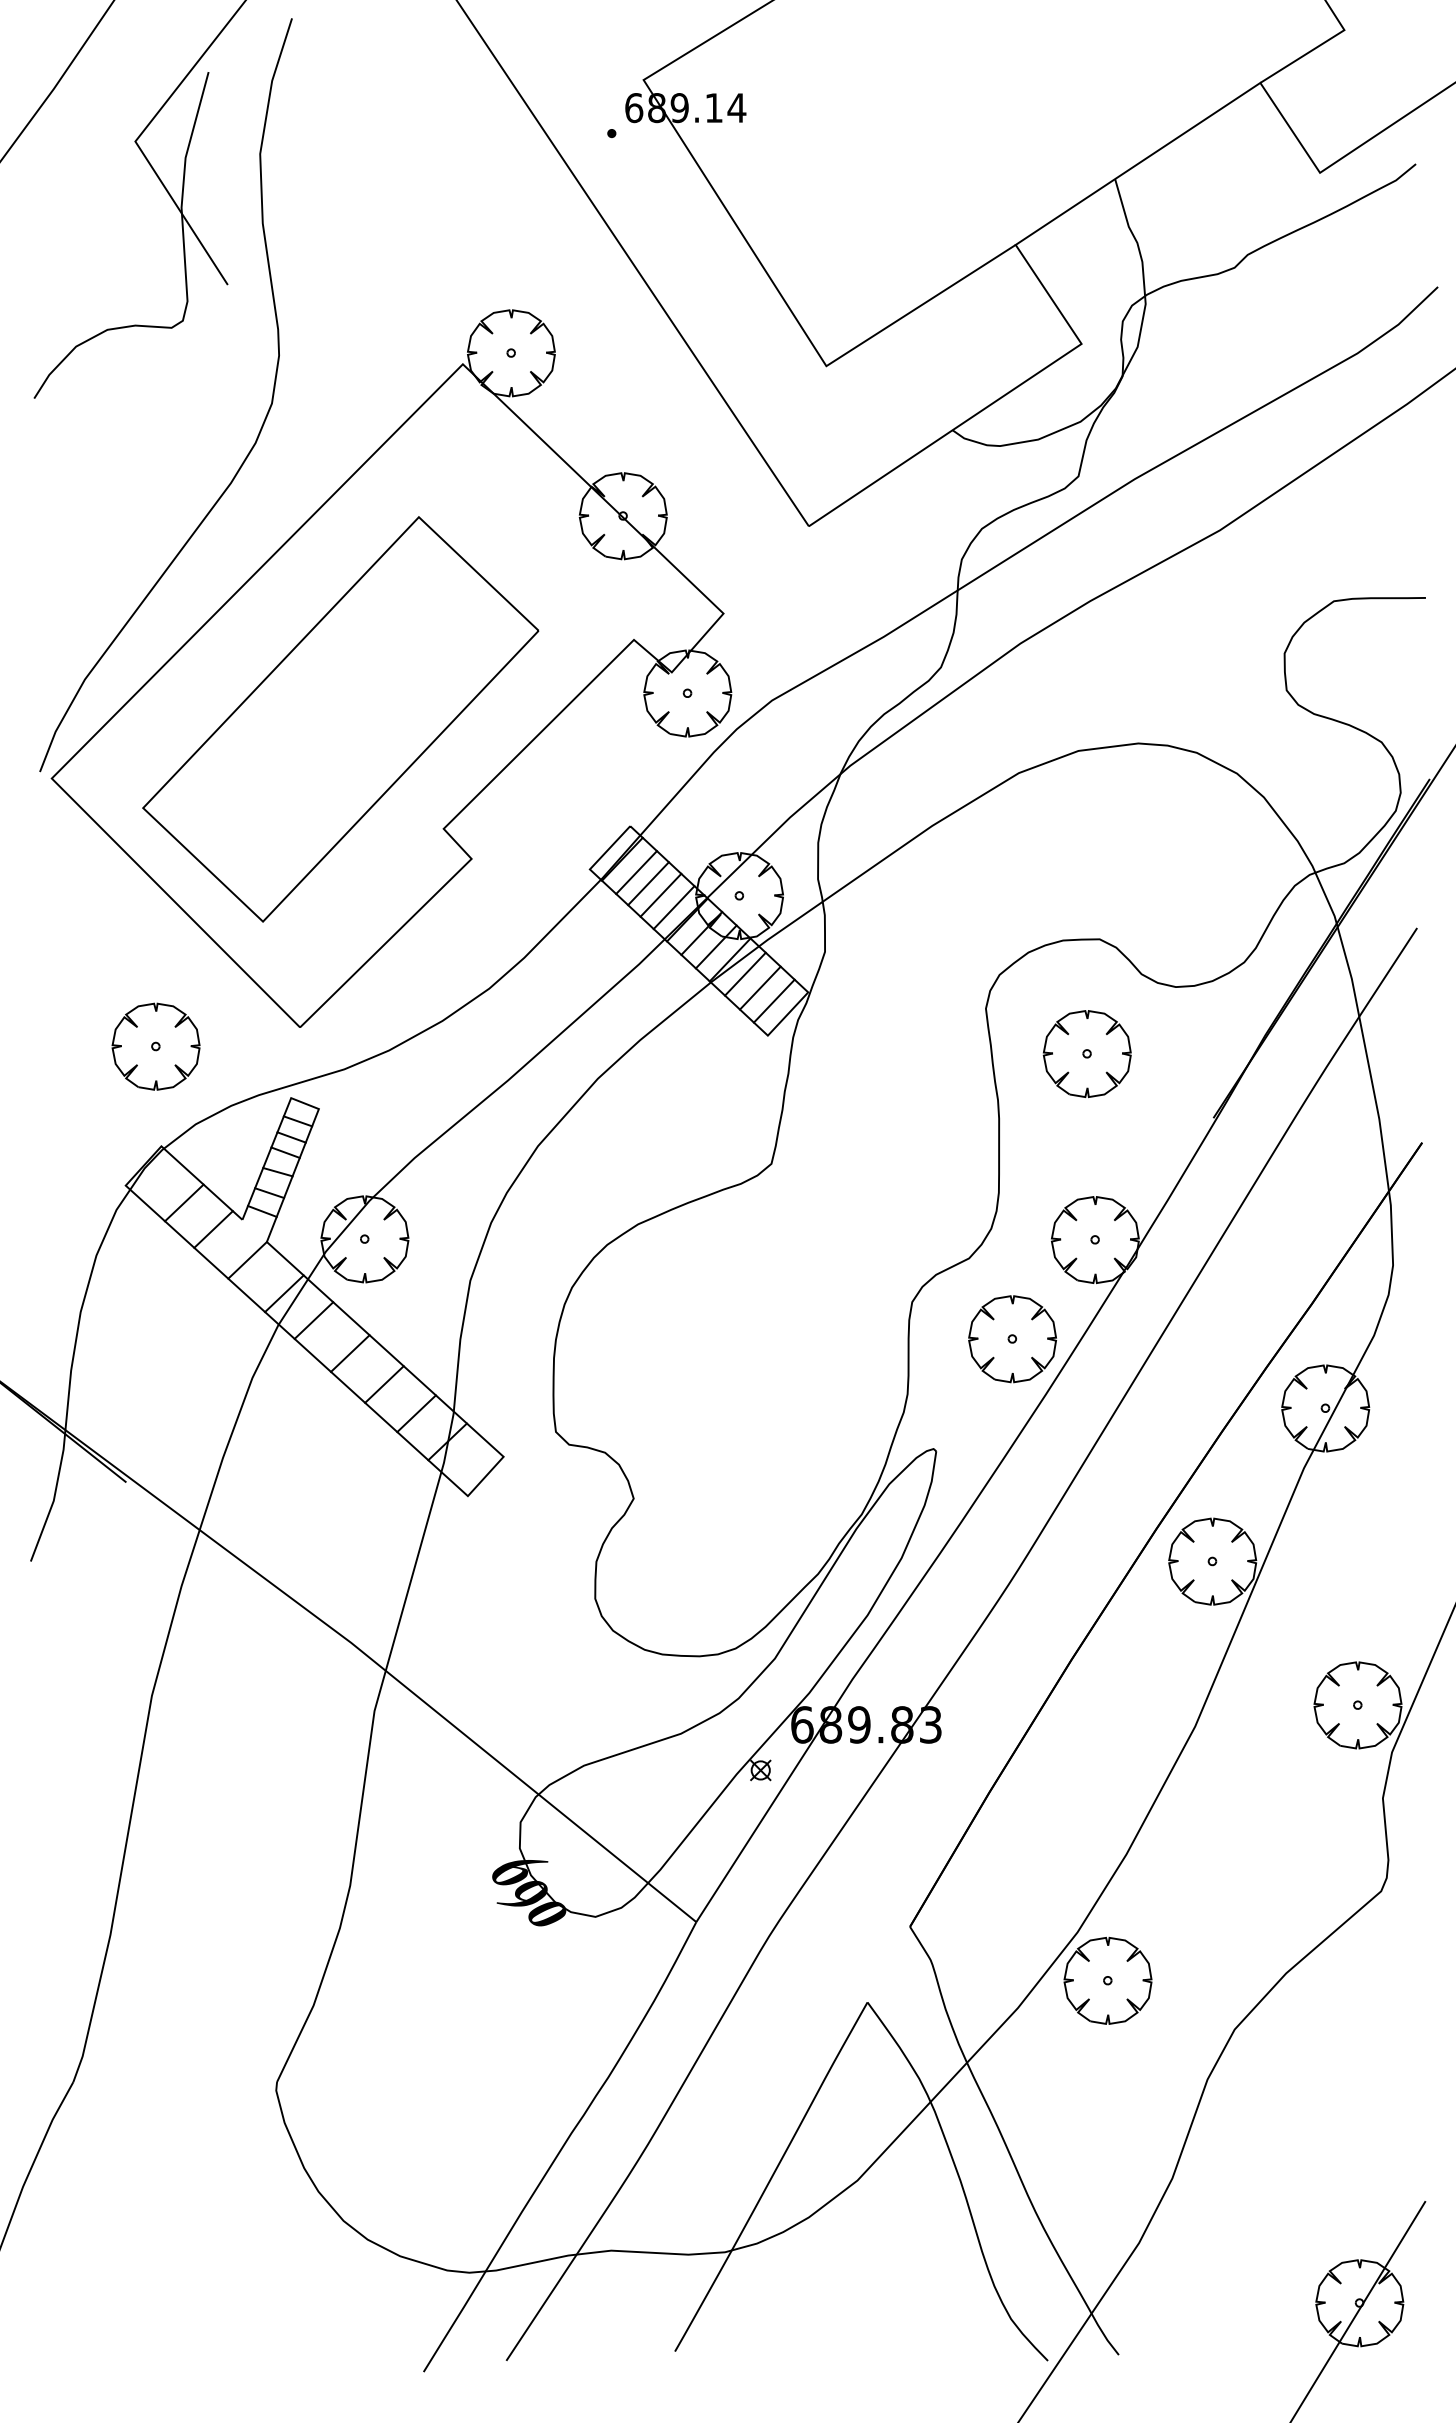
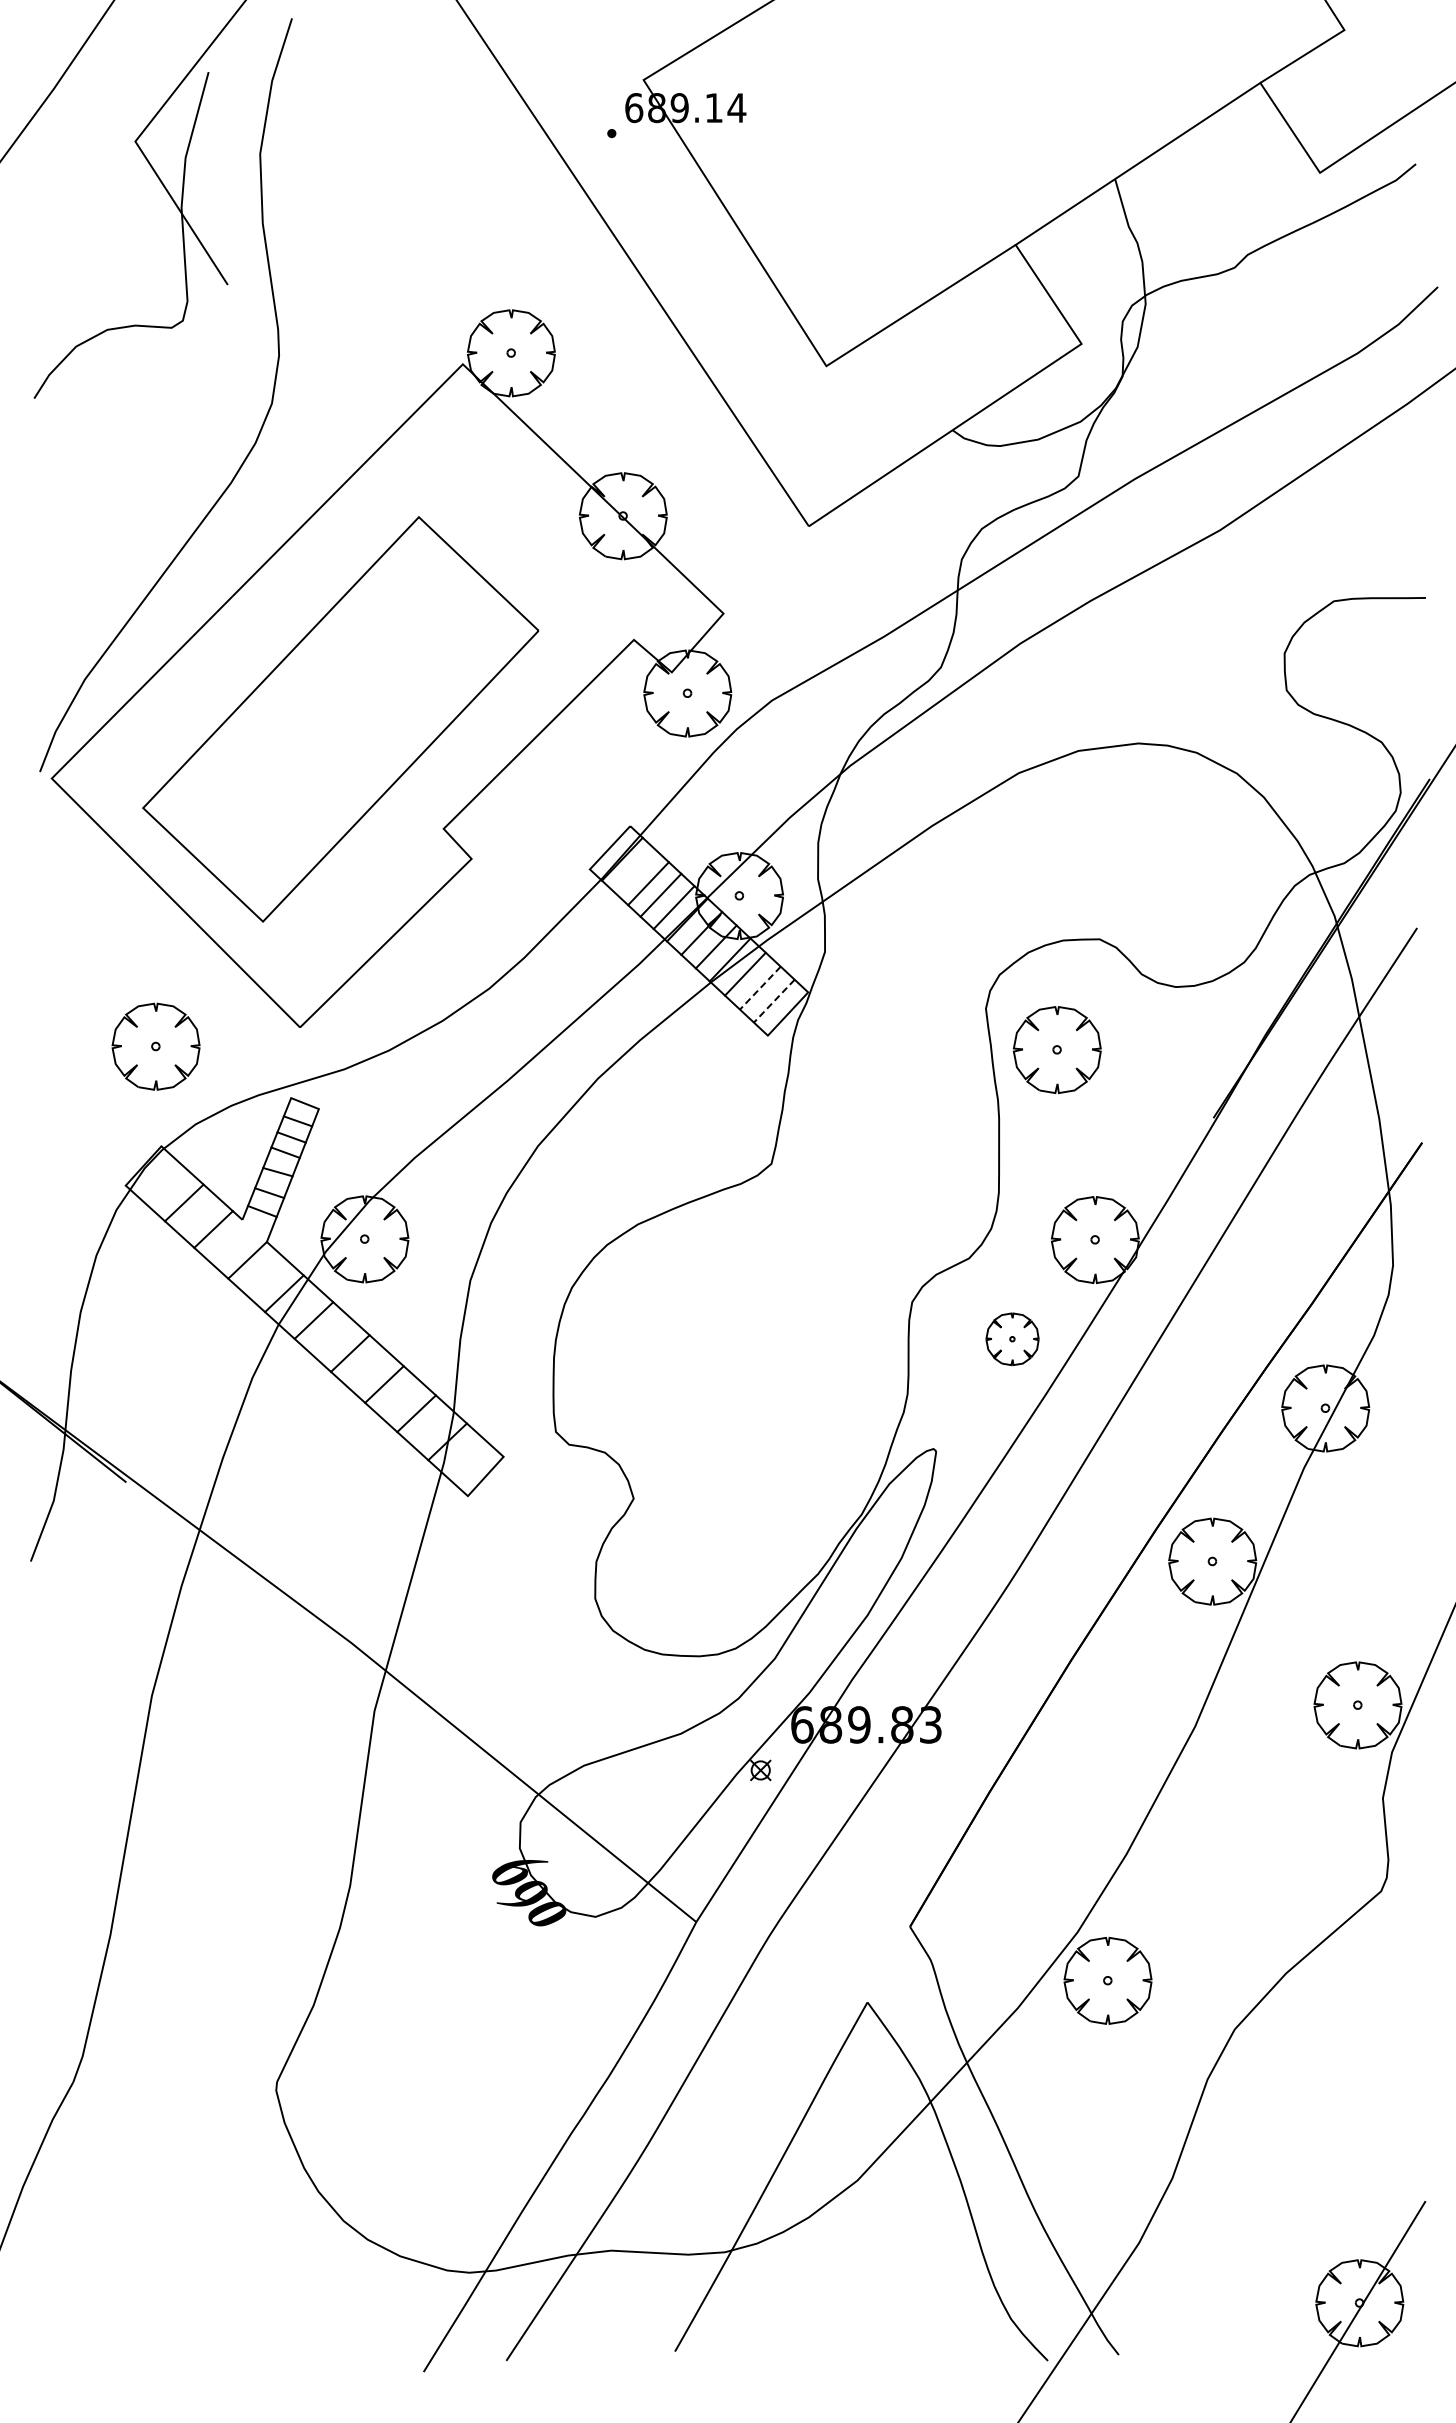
line: present -> none (636, 872)
line: solid -> dashed (760, 988)
line: solid -> dashed (774, 1001)
part position: (1086, 1054) -> (1056, 1050) (1056, 1050)
part size: 89x89 px -> 55x55 px (1012, 1339)
